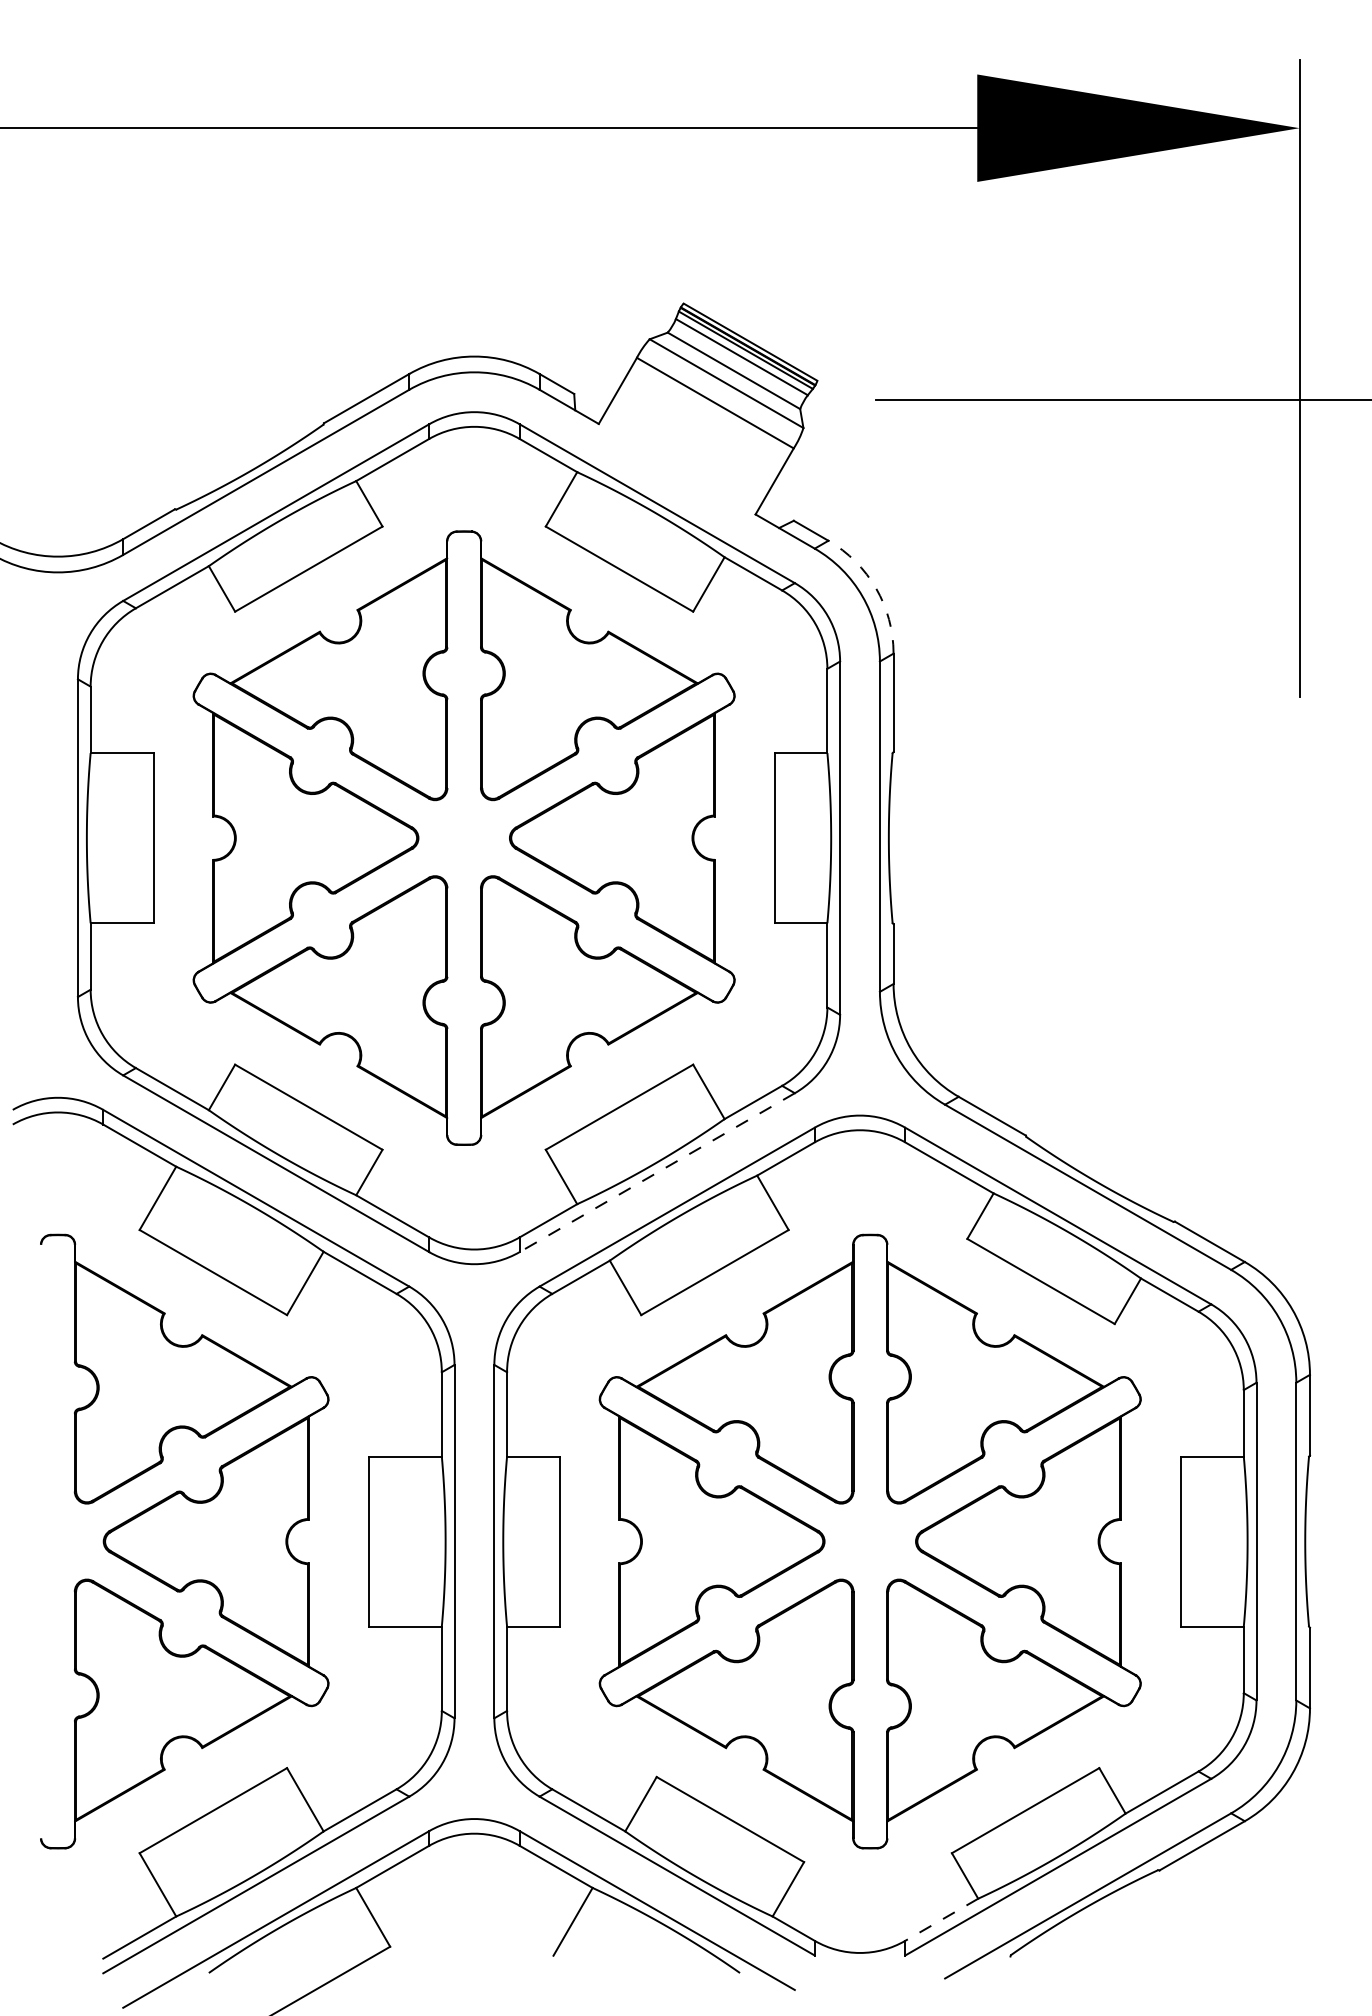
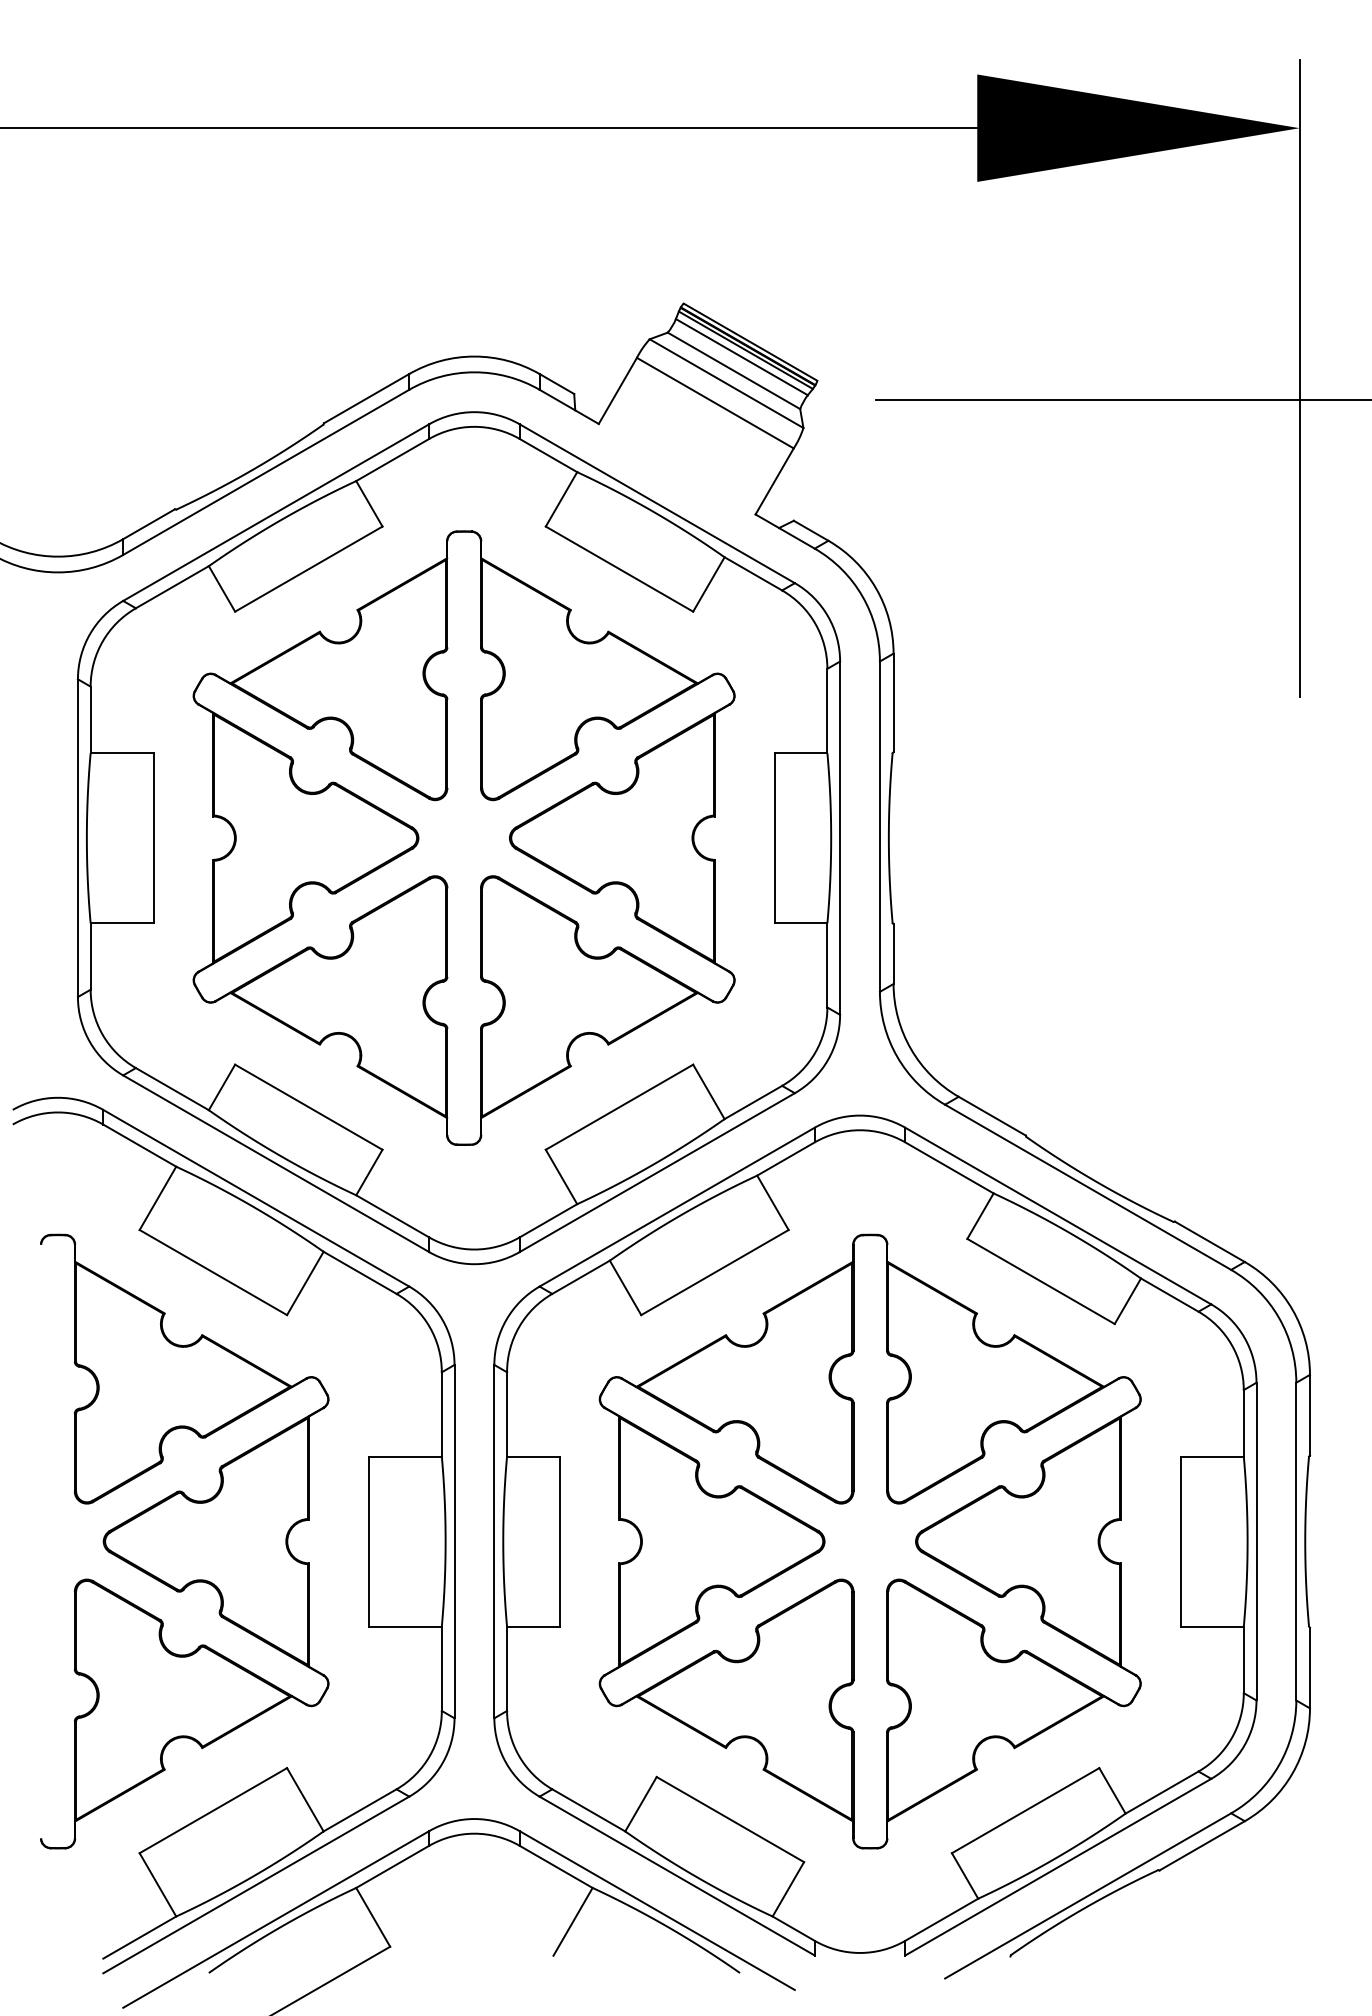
arc: dashed -> solid (876, 588)
line: dashed -> solid (657, 1172)
line: dashed -> solid (941, 1920)
